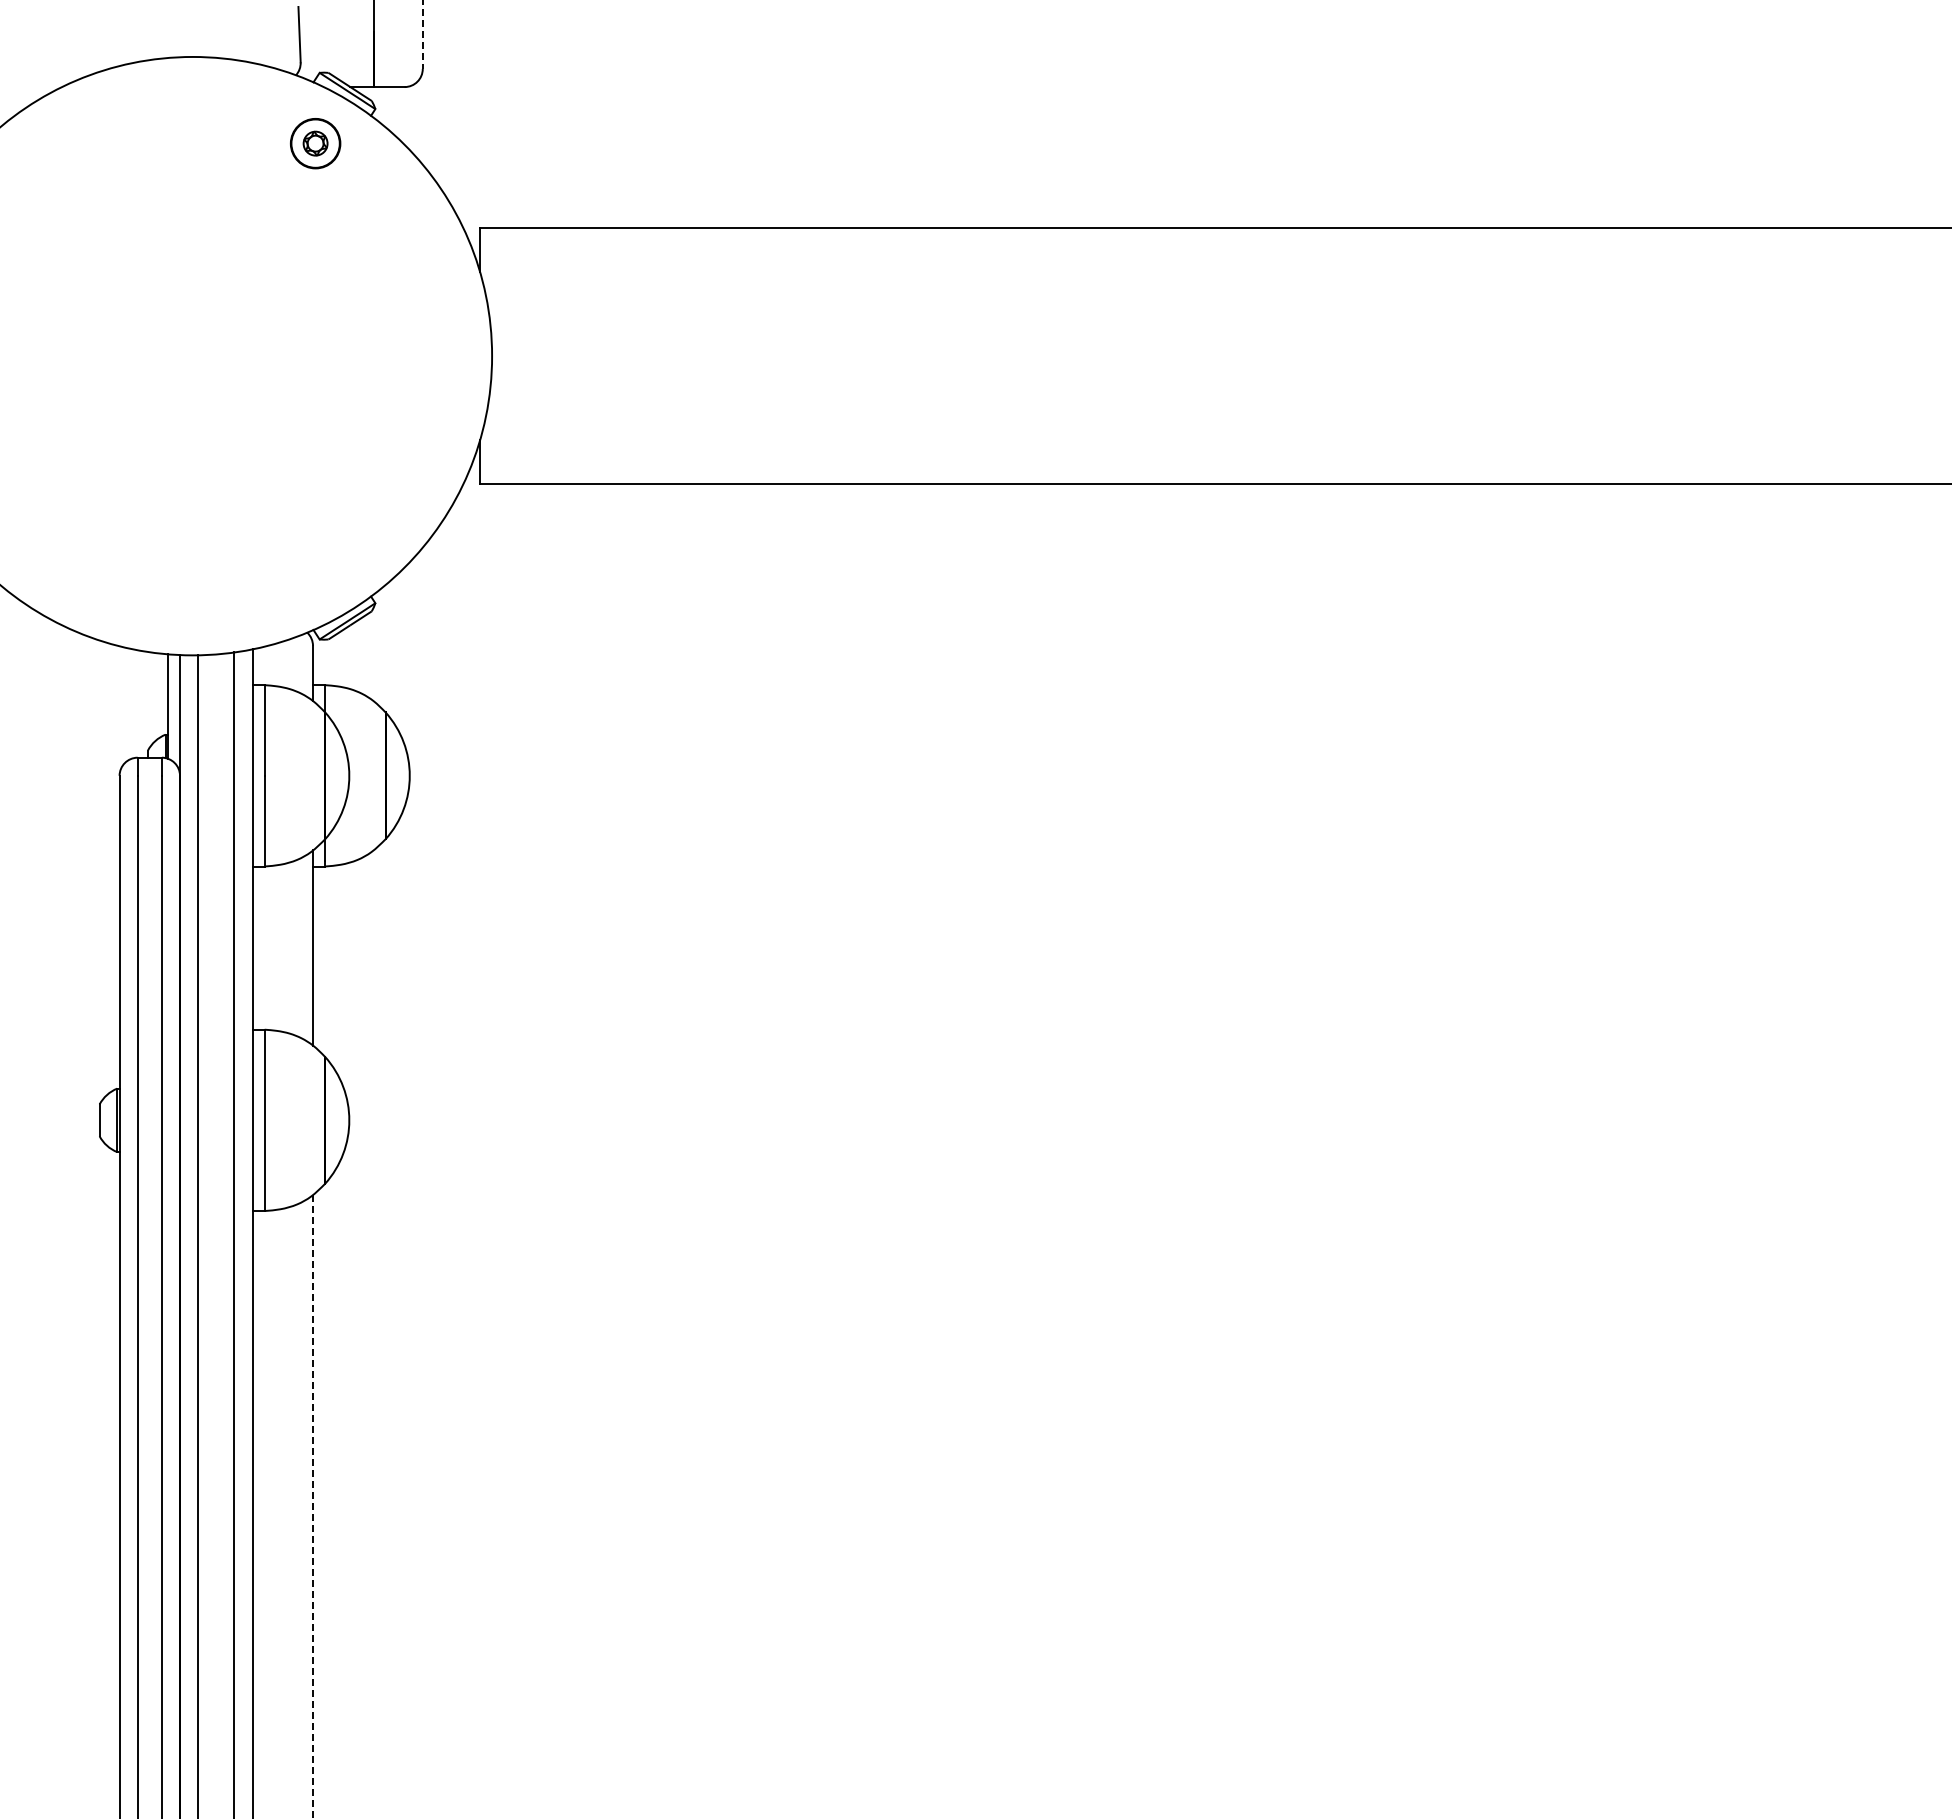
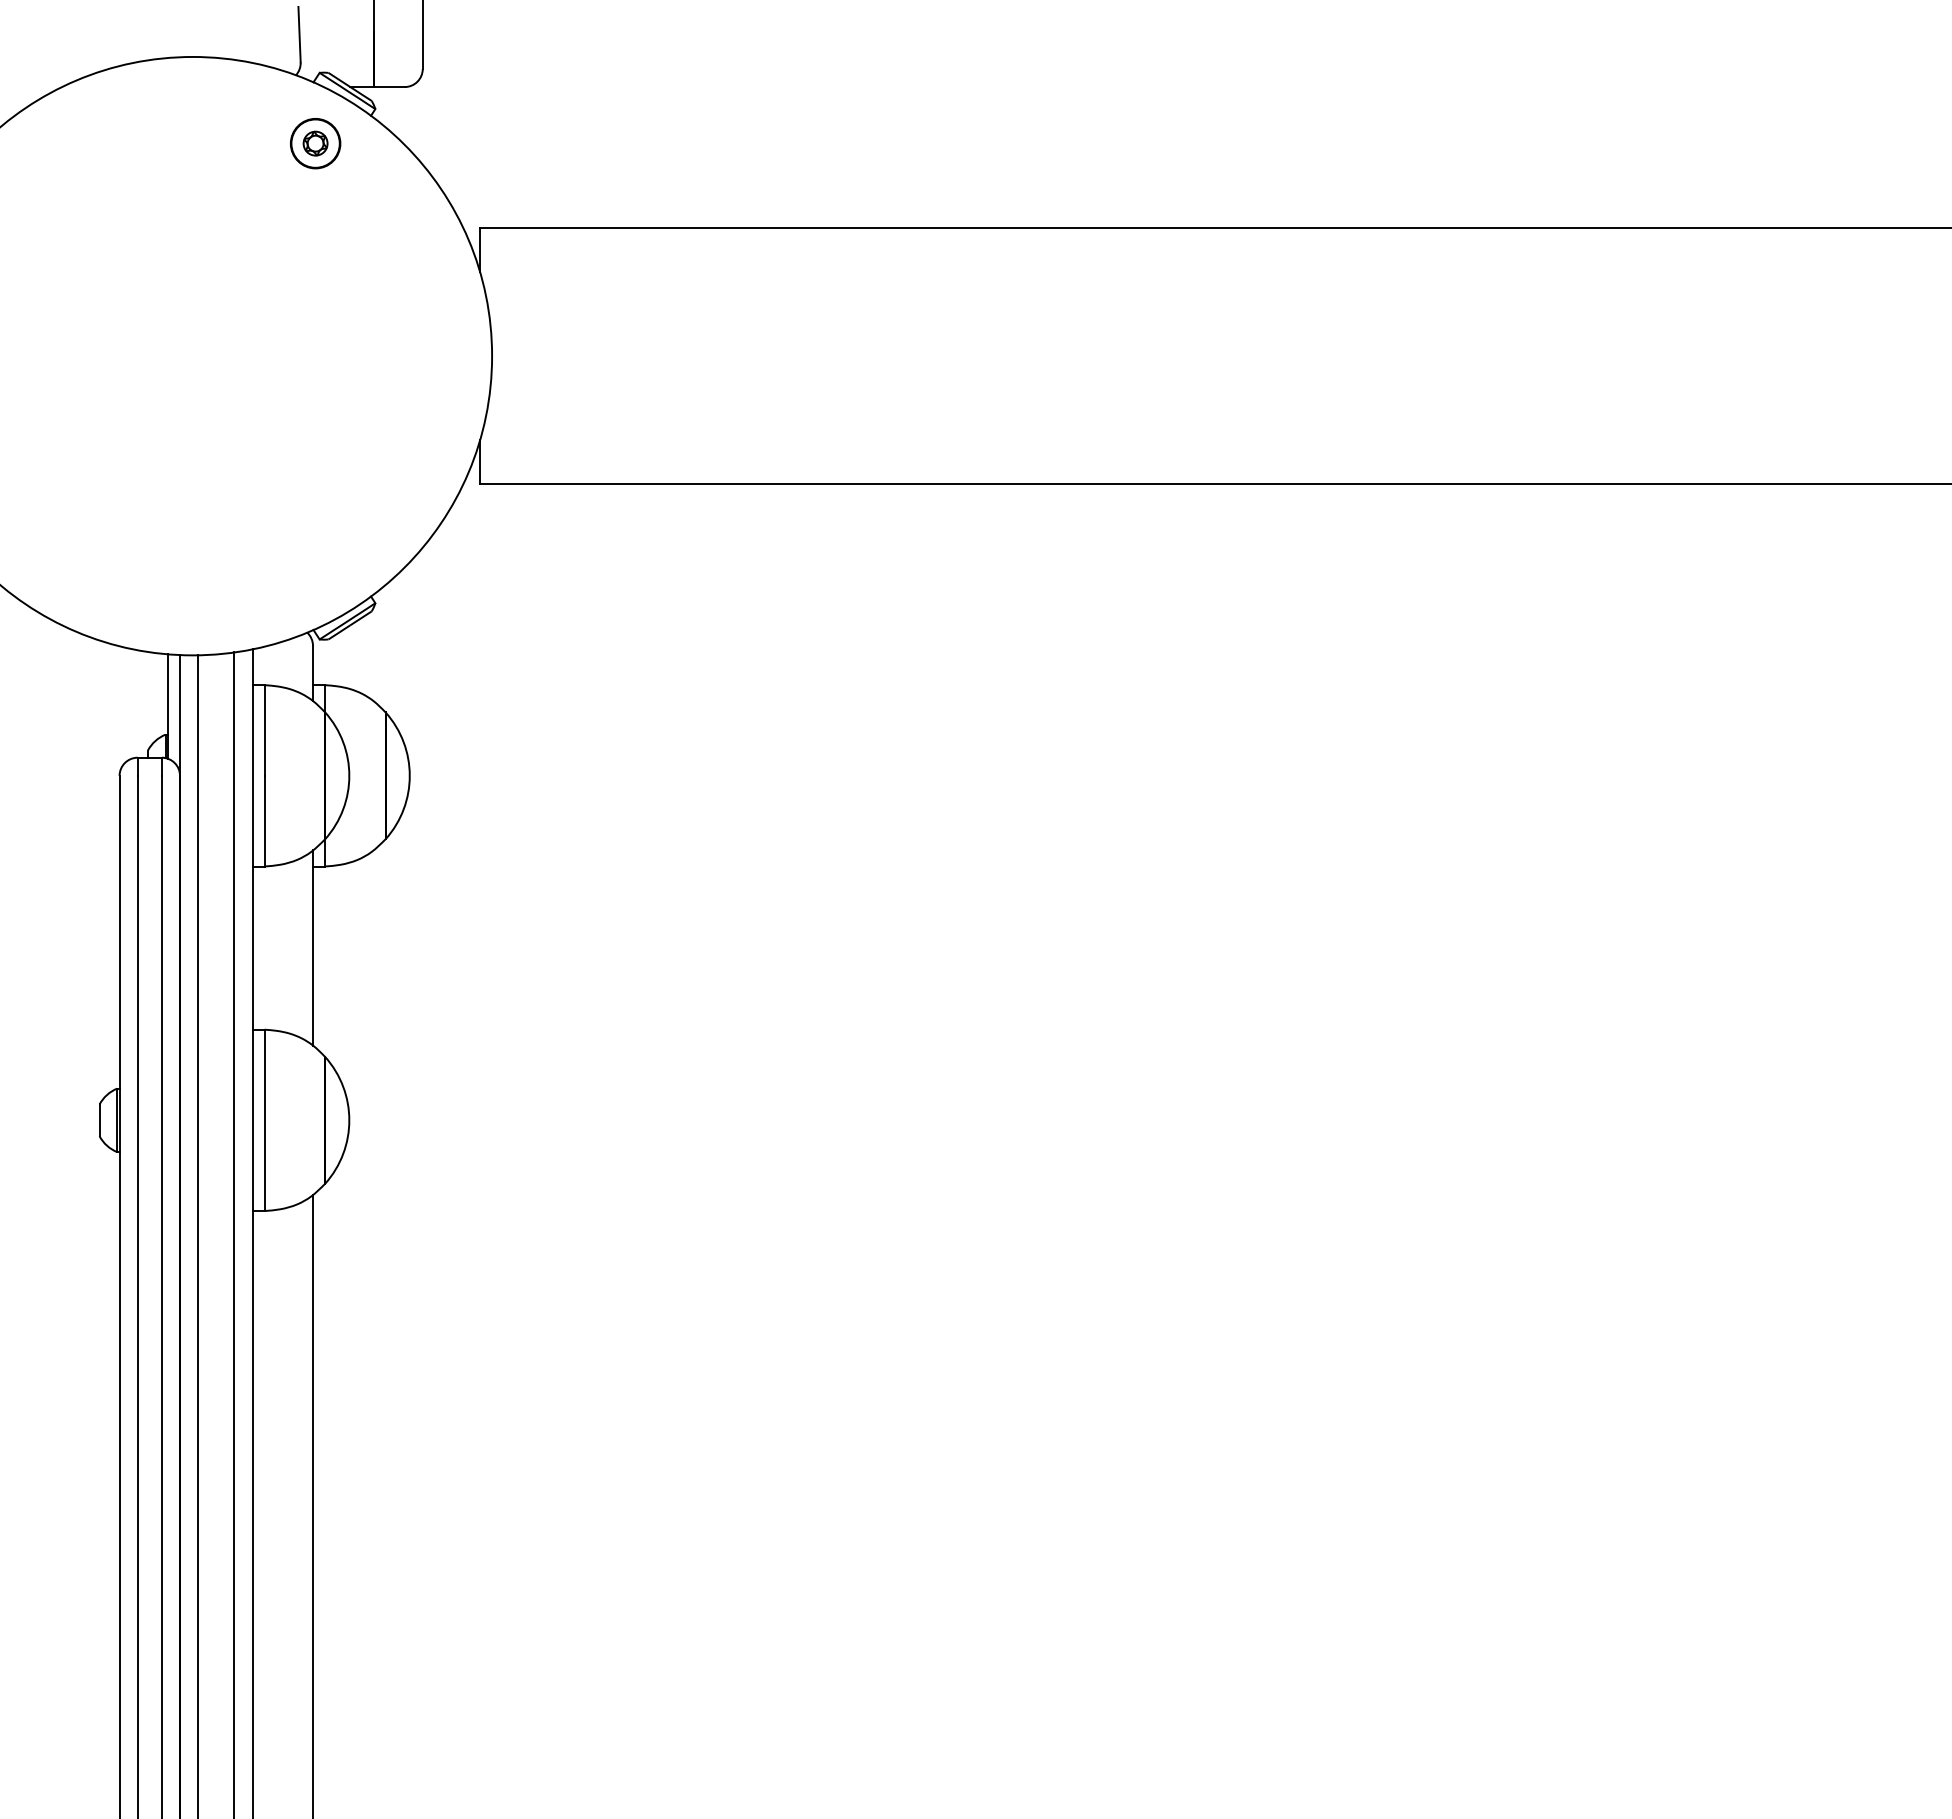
line: dashed -> solid (422, 35)
line: dashed -> solid (313, 1506)
